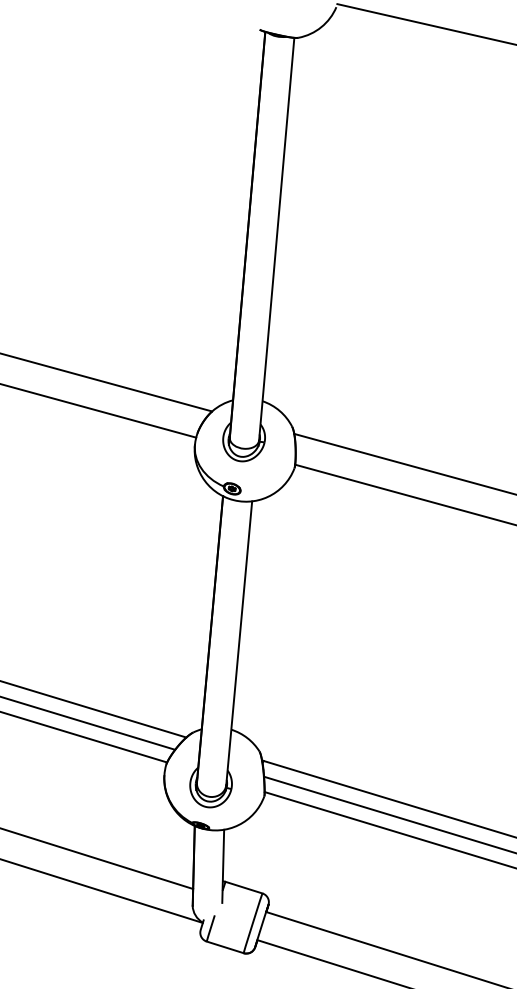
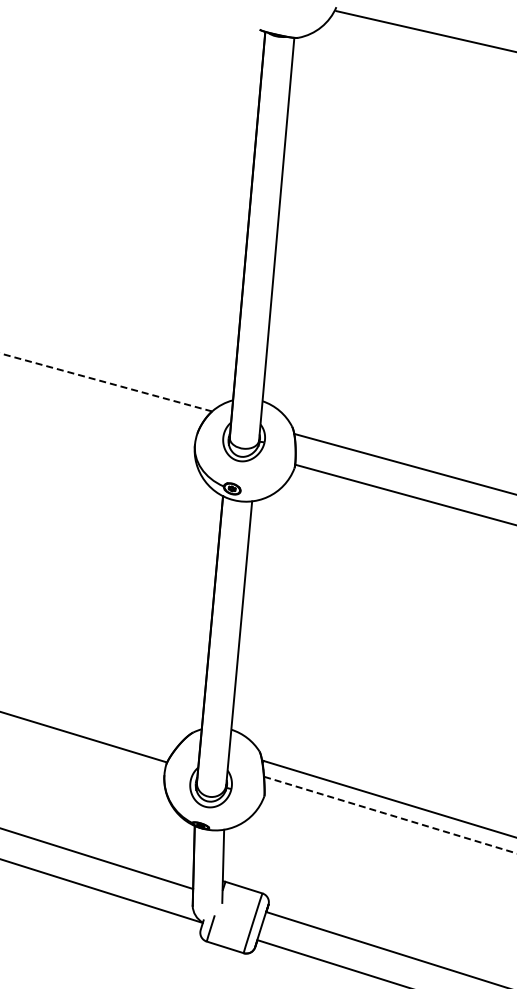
line position: (425, 24) -> (424, 31) (424, 31)
line: solid -> dashed (106, 382)
line: present -> none (99, 410)
line: present -> none (94, 709)
line: present -> none (88, 723)
line: solid -> dashed (390, 815)
line: present -> none (388, 829)
